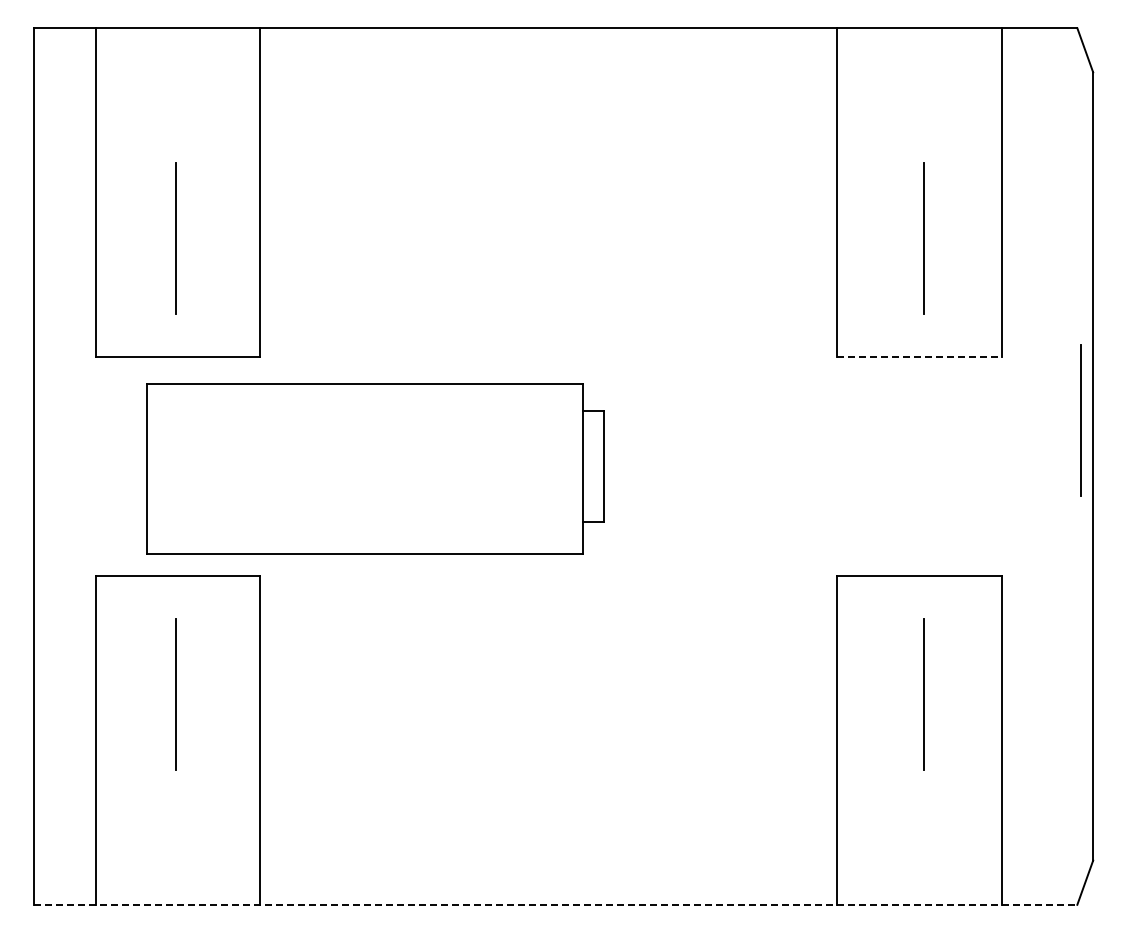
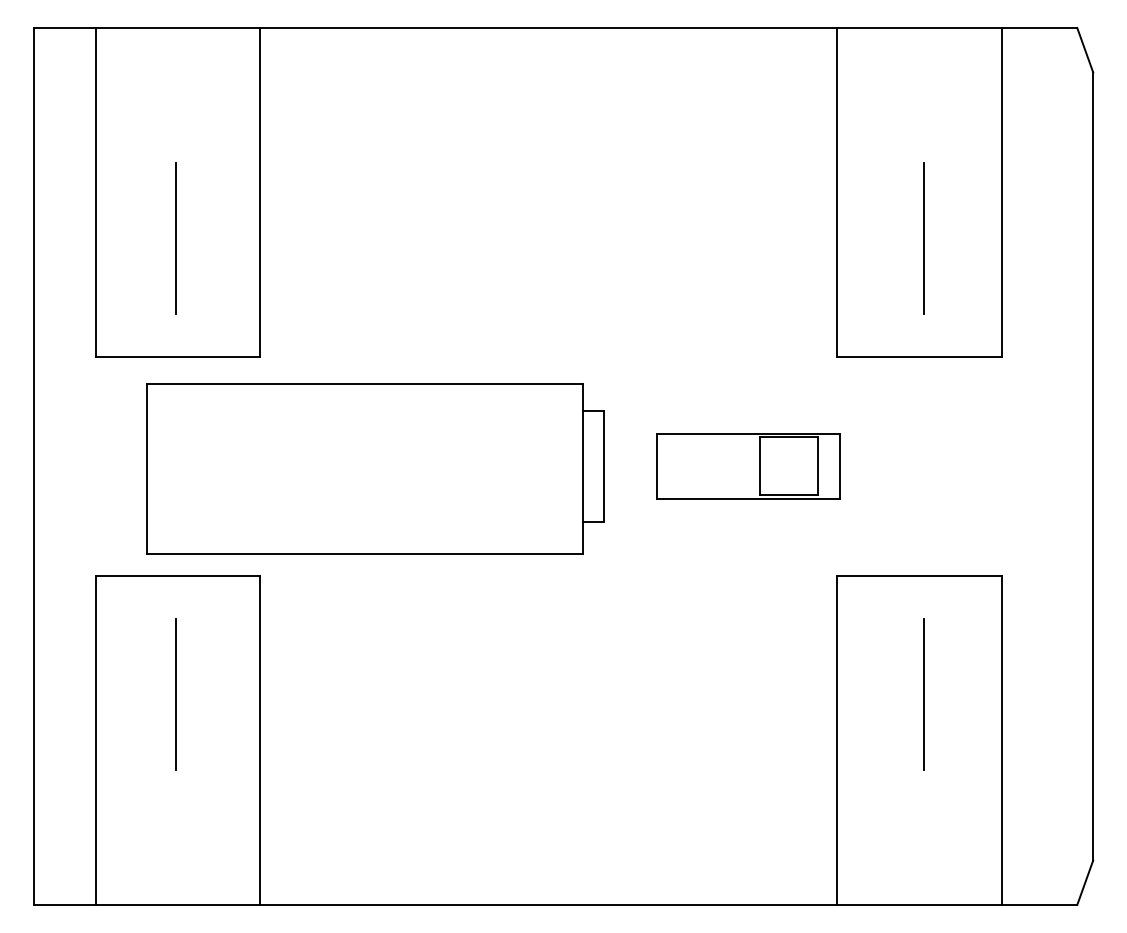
line: dashed -> solid (920, 356)
line: present -> none (1080, 420)
part: none -> present (748, 466)
line: dashed -> solid (555, 904)
